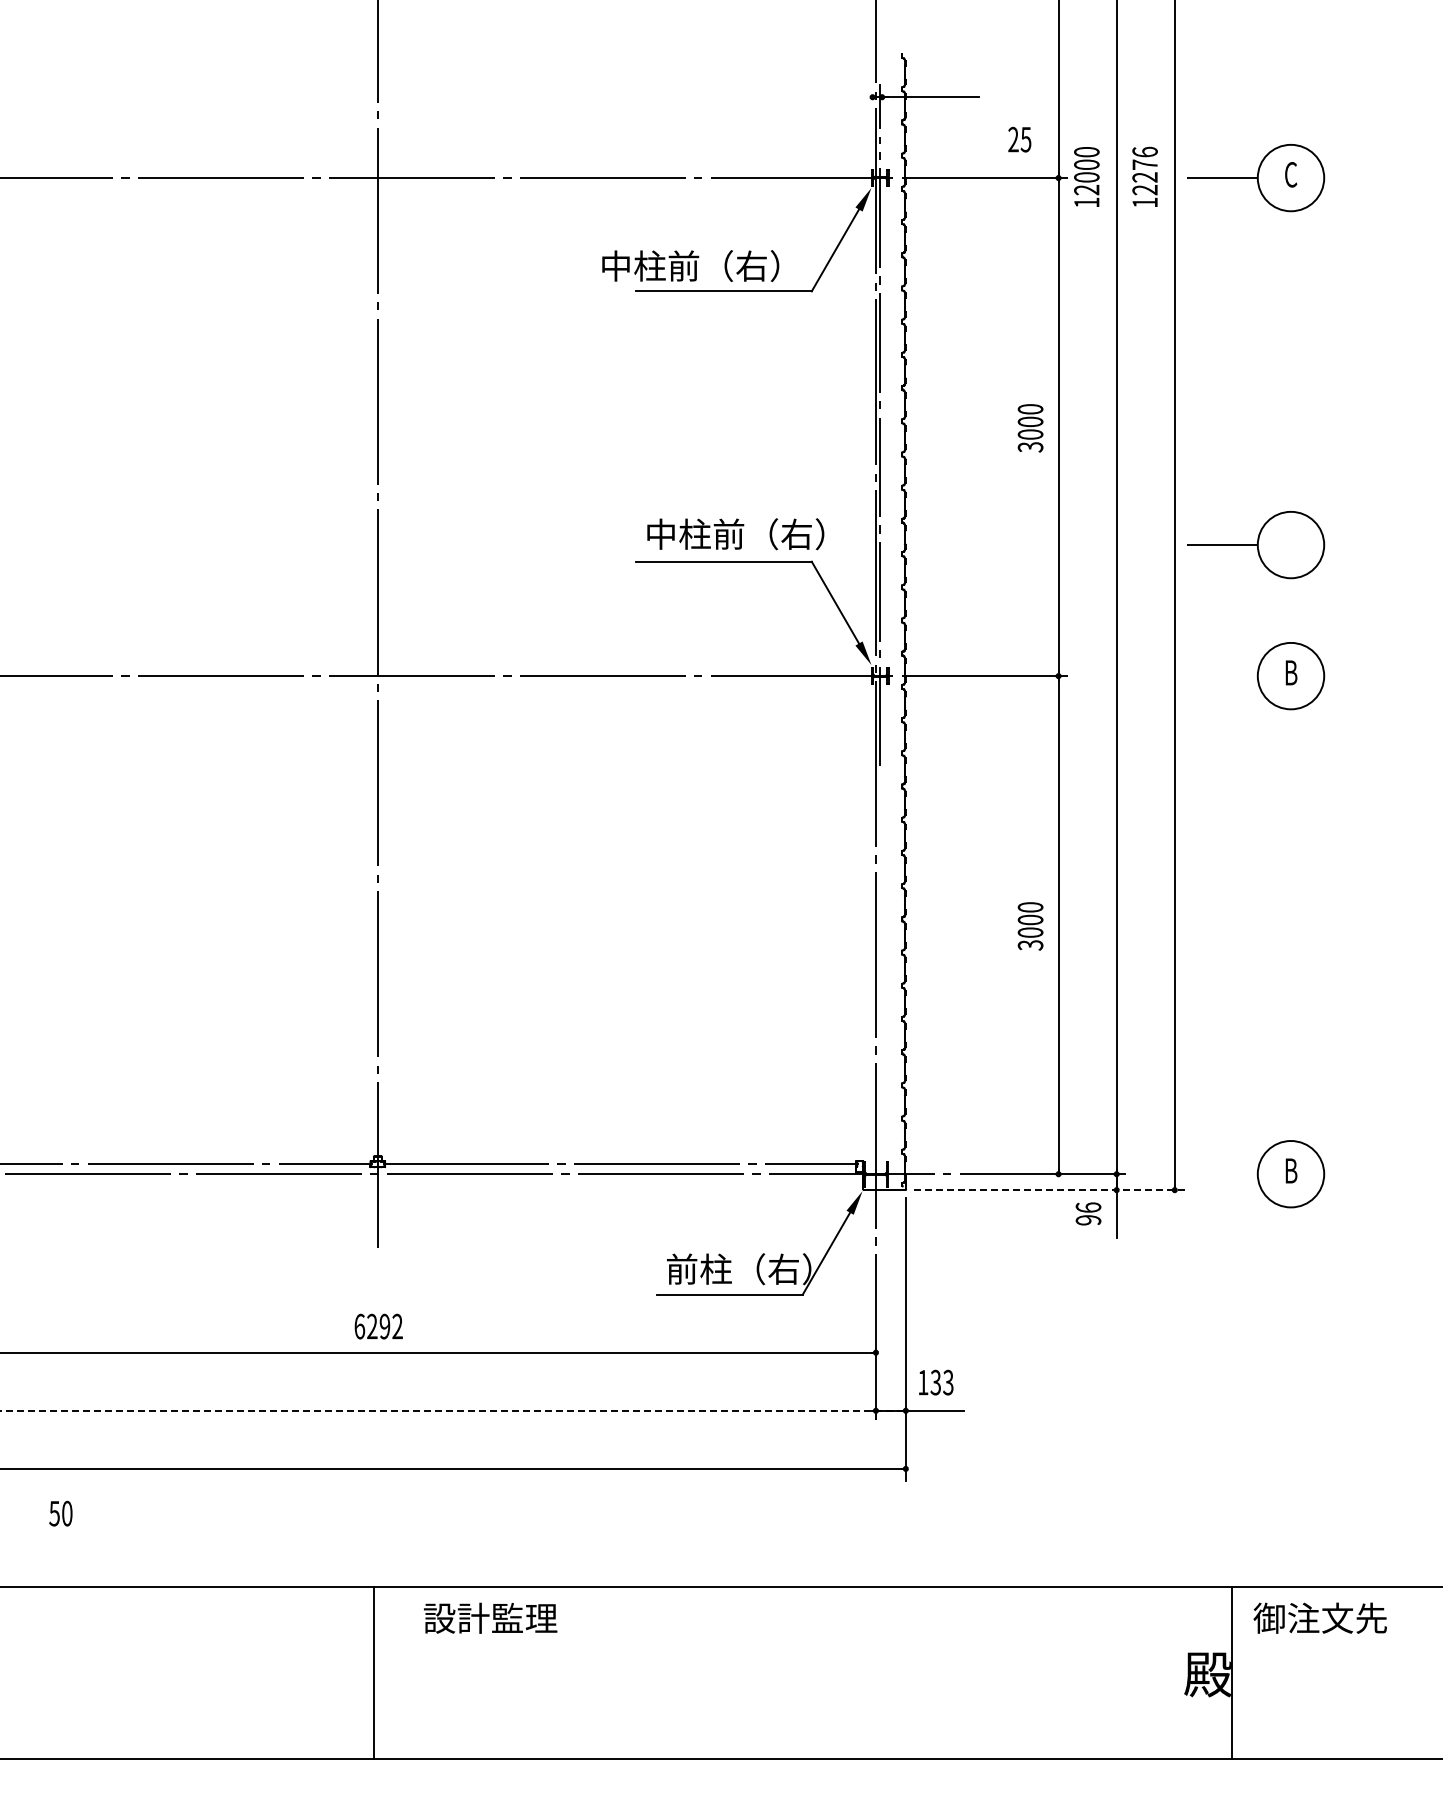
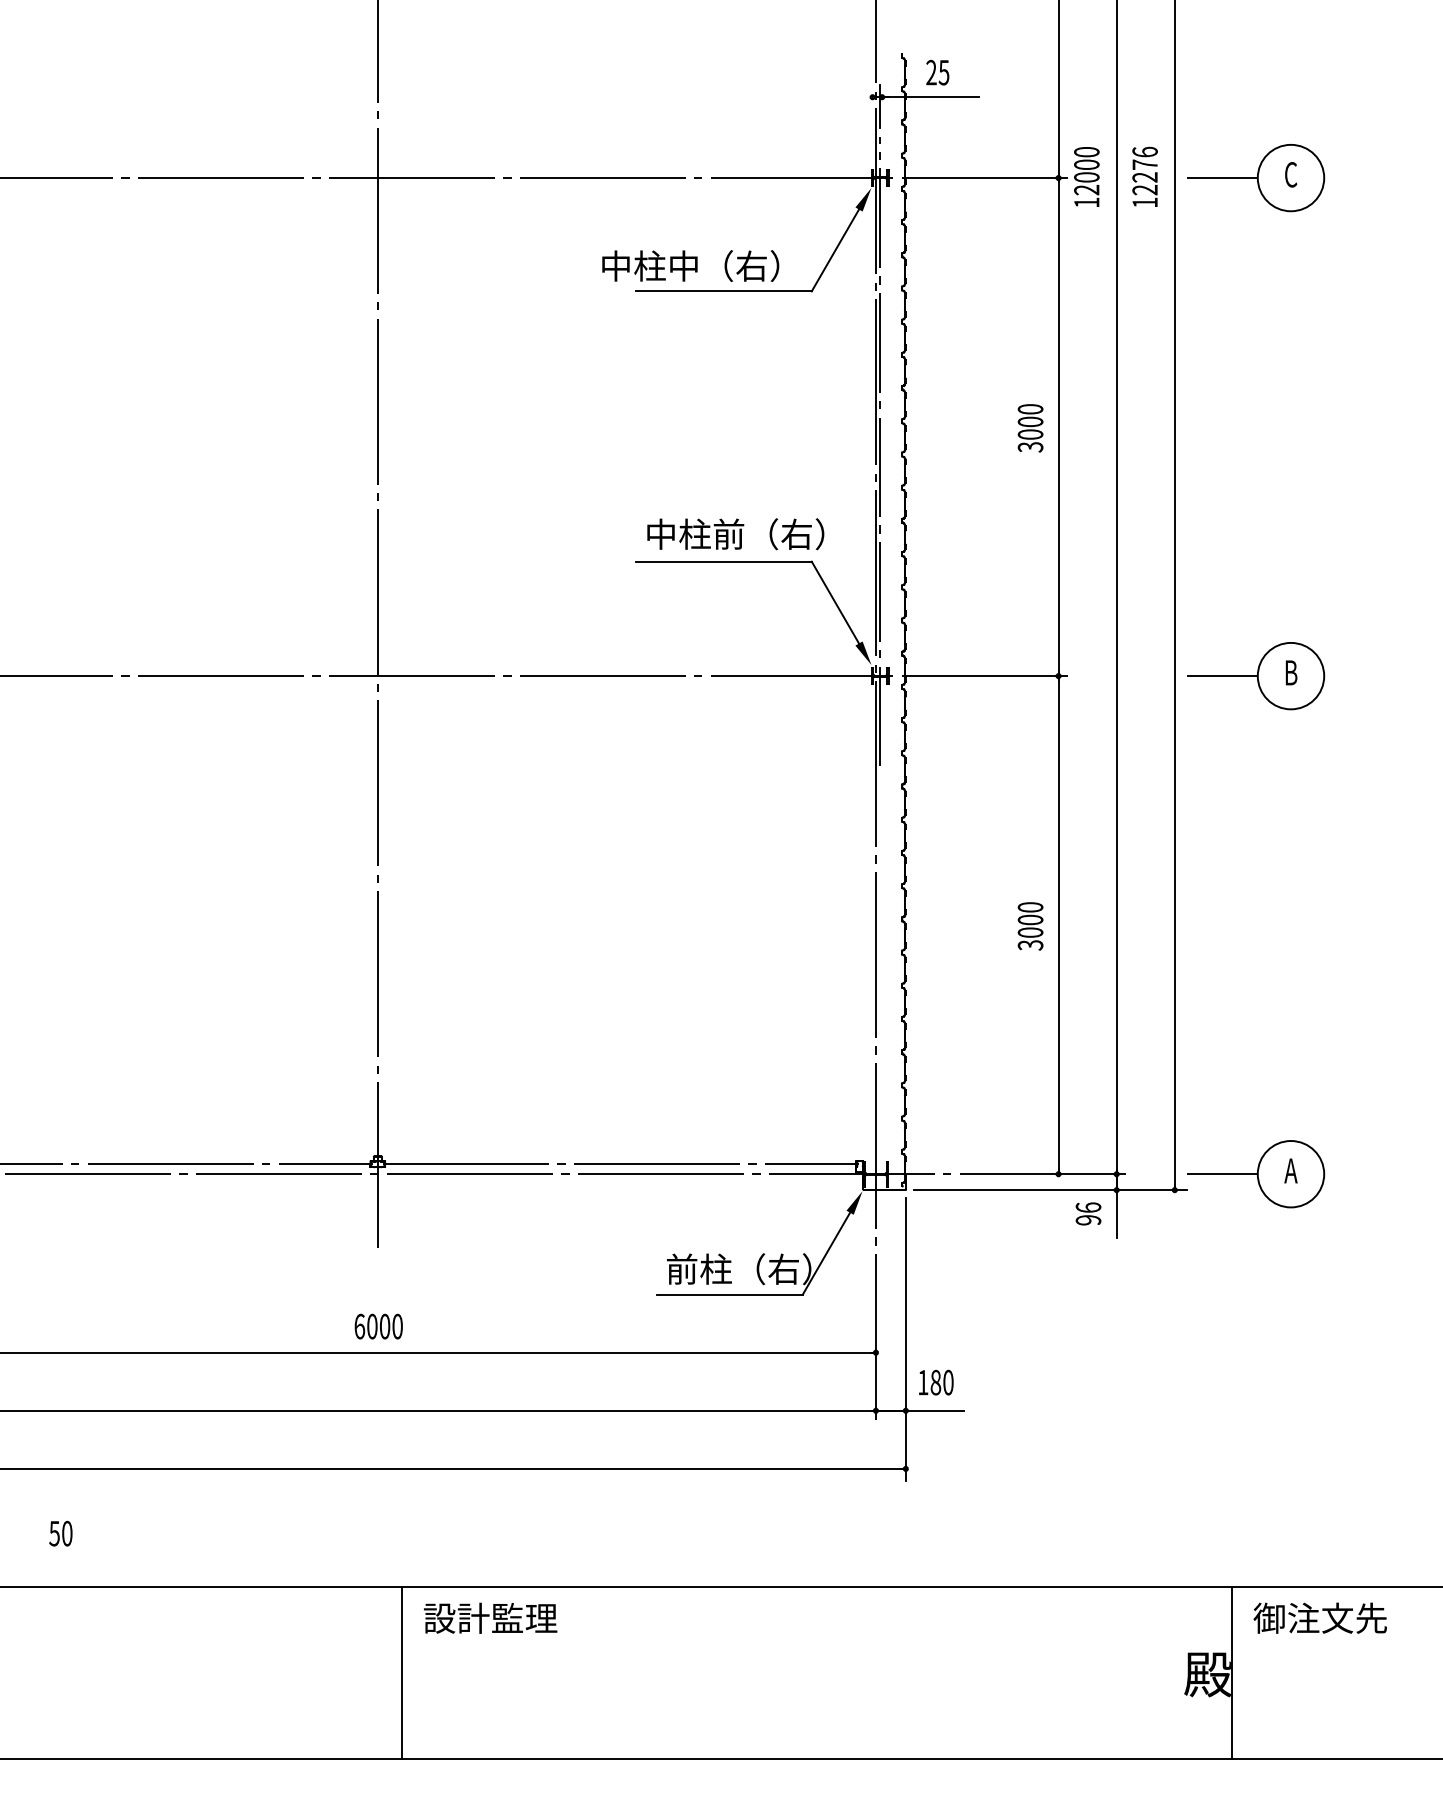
text position: (1019, 139) -> (937, 72) (937, 72)
text: 中柱前（右） -> 中柱中（右） (683, 265)
part: present -> none (1256, 545)
line: none -> present (1222, 676)
text: B -> A (1290, 1170)
line: none -> present (1222, 1174)
line: dashed -> solid (1050, 1190)
text: 6292 -> 6000 (384, 1326)
text: 133 -> 180 (941, 1382)
line: dashed -> solid (453, 1410)
text position: (60, 1513) -> (60, 1533) (60, 1533)
line position: (373, 1672) -> (401, 1672) (401, 1672)
